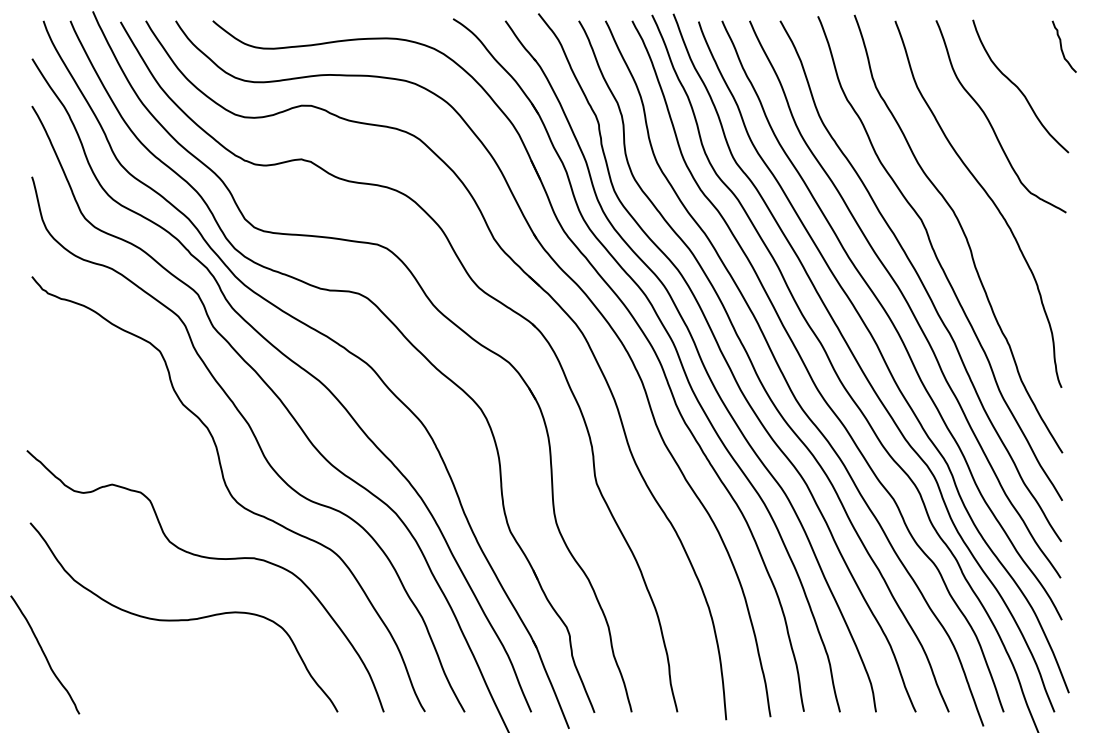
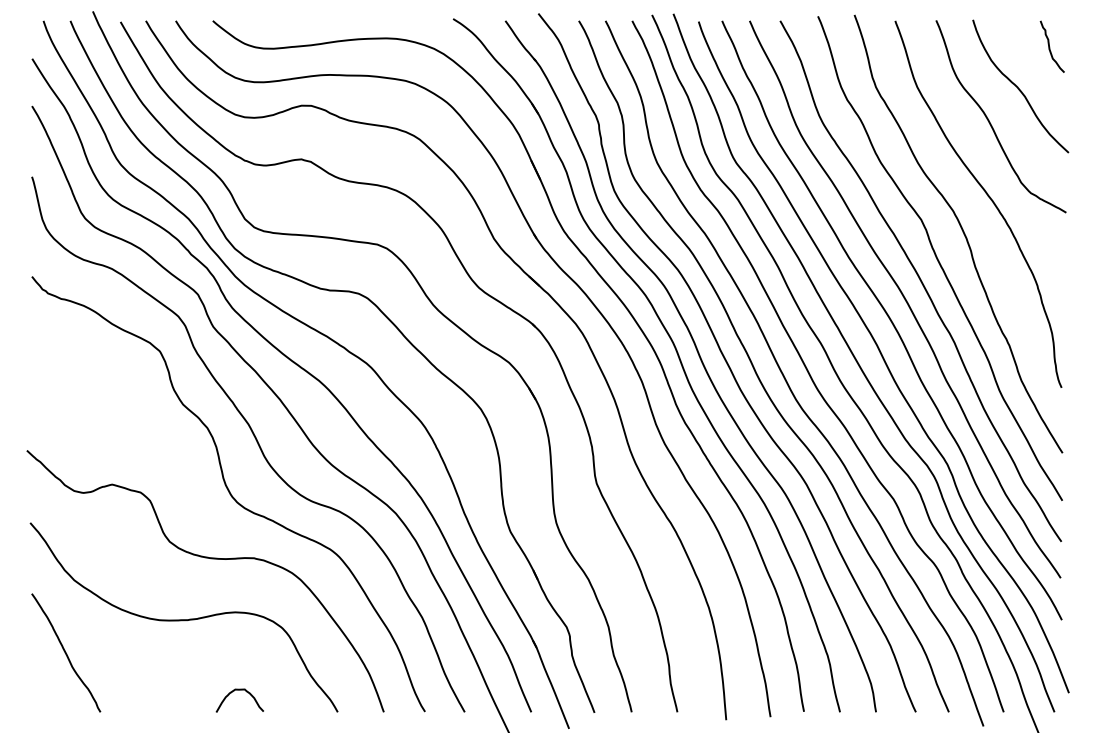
curve position: (1062, 47) -> (1050, 47) (1050, 47)
curve position: (45, 654) -> (66, 652) (66, 652)
curve: none -> present (239, 690)
